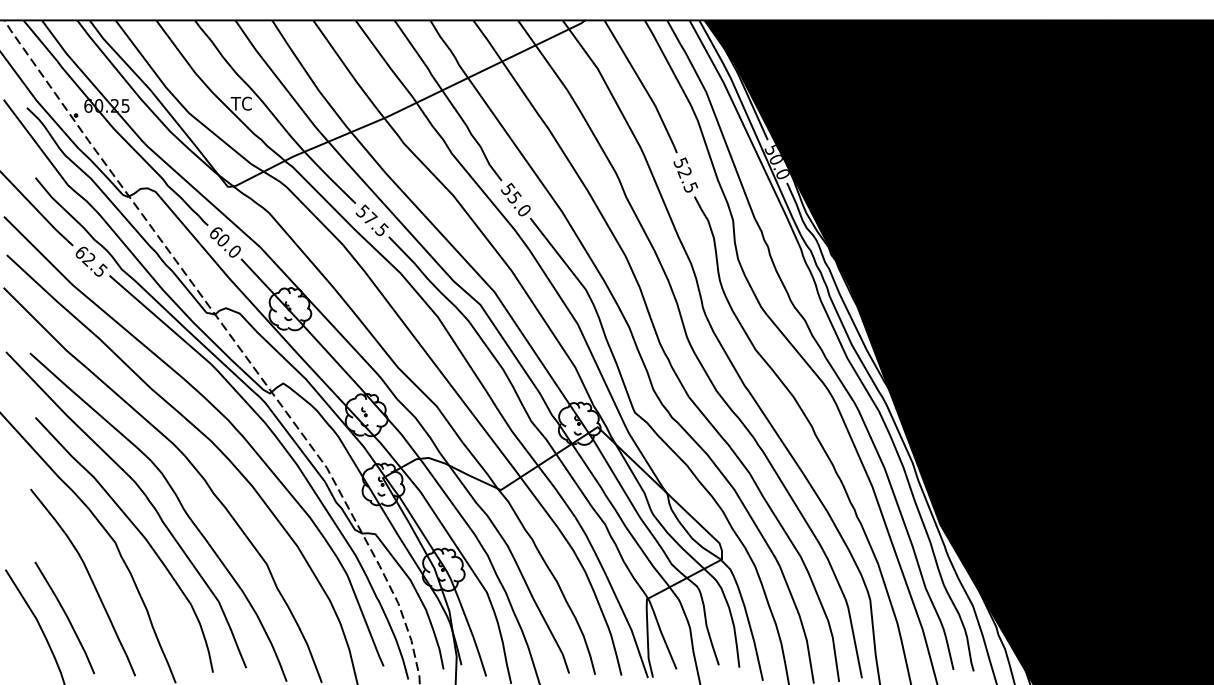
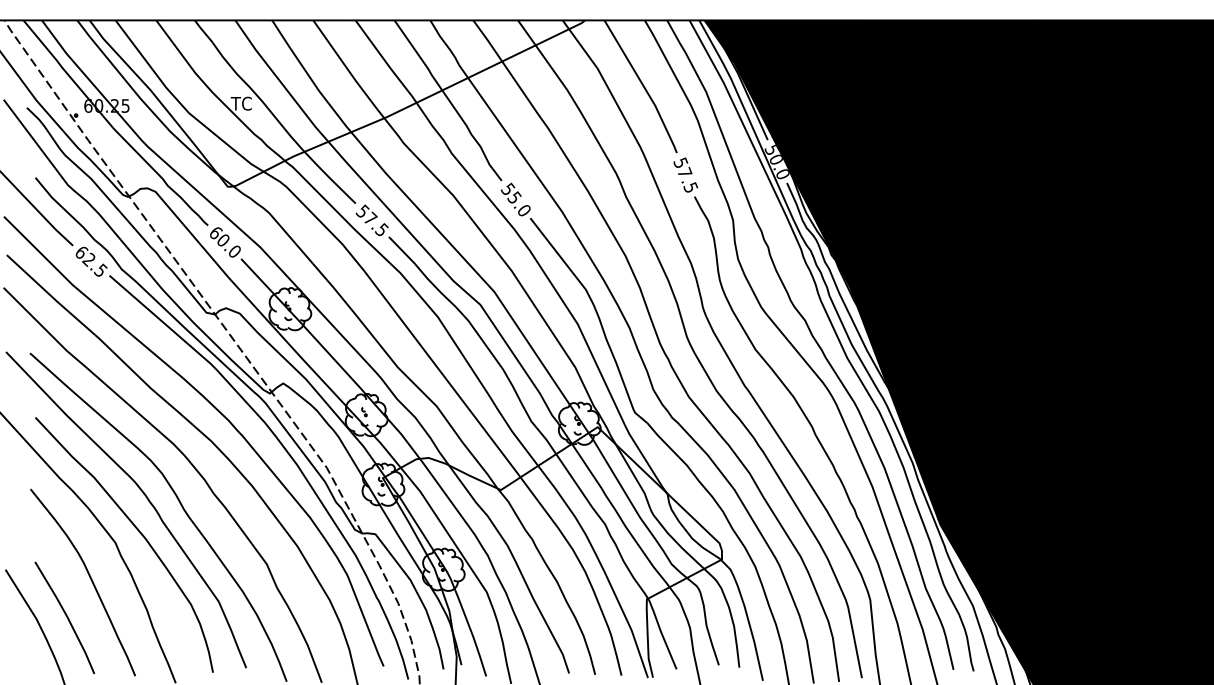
text: 52.5 -> 57.5 (684, 172)
